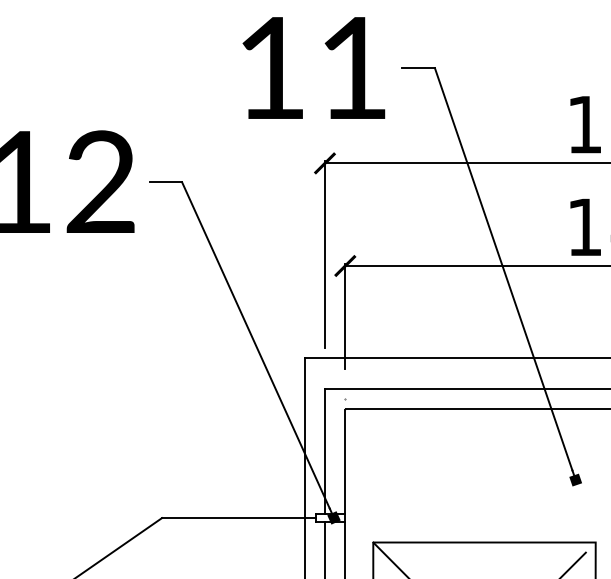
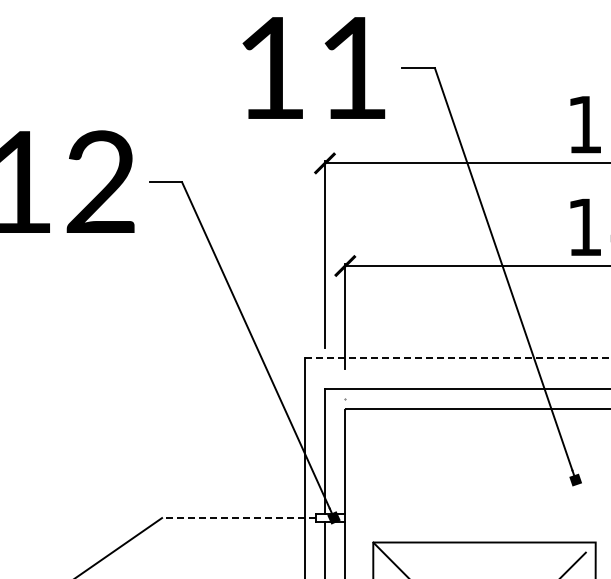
line: solid -> dashed (457, 358)
line: solid -> dashed (238, 518)
